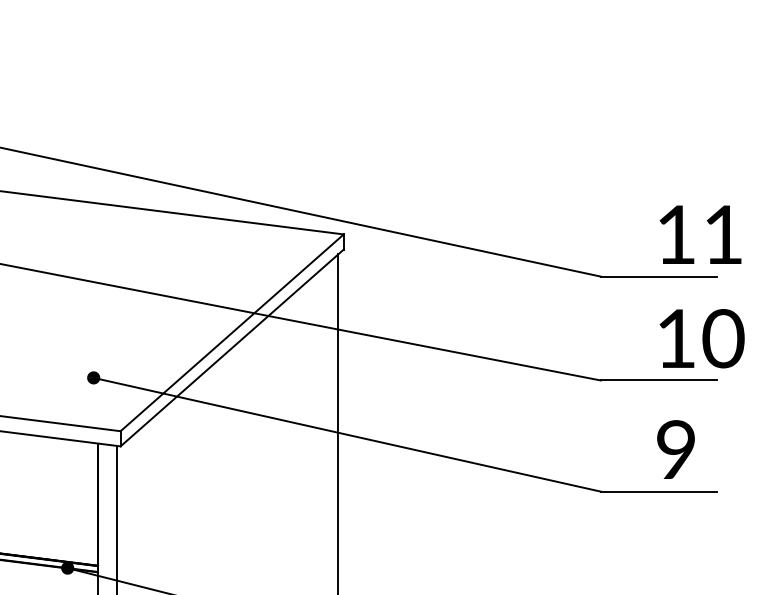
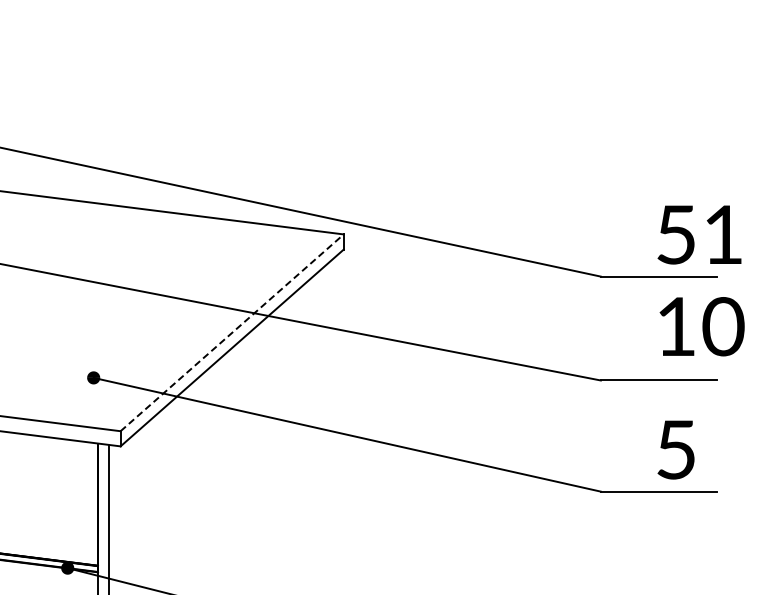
text: 11 -> 51 (675, 234)
line: solid -> dashed (232, 332)
text position: (701, 338) -> (701, 326) (701, 326)
line: present -> none (338, 422)
text: 9 -> 5 (675, 449)
line position: (117, 518) -> (109, 518) (109, 518)
